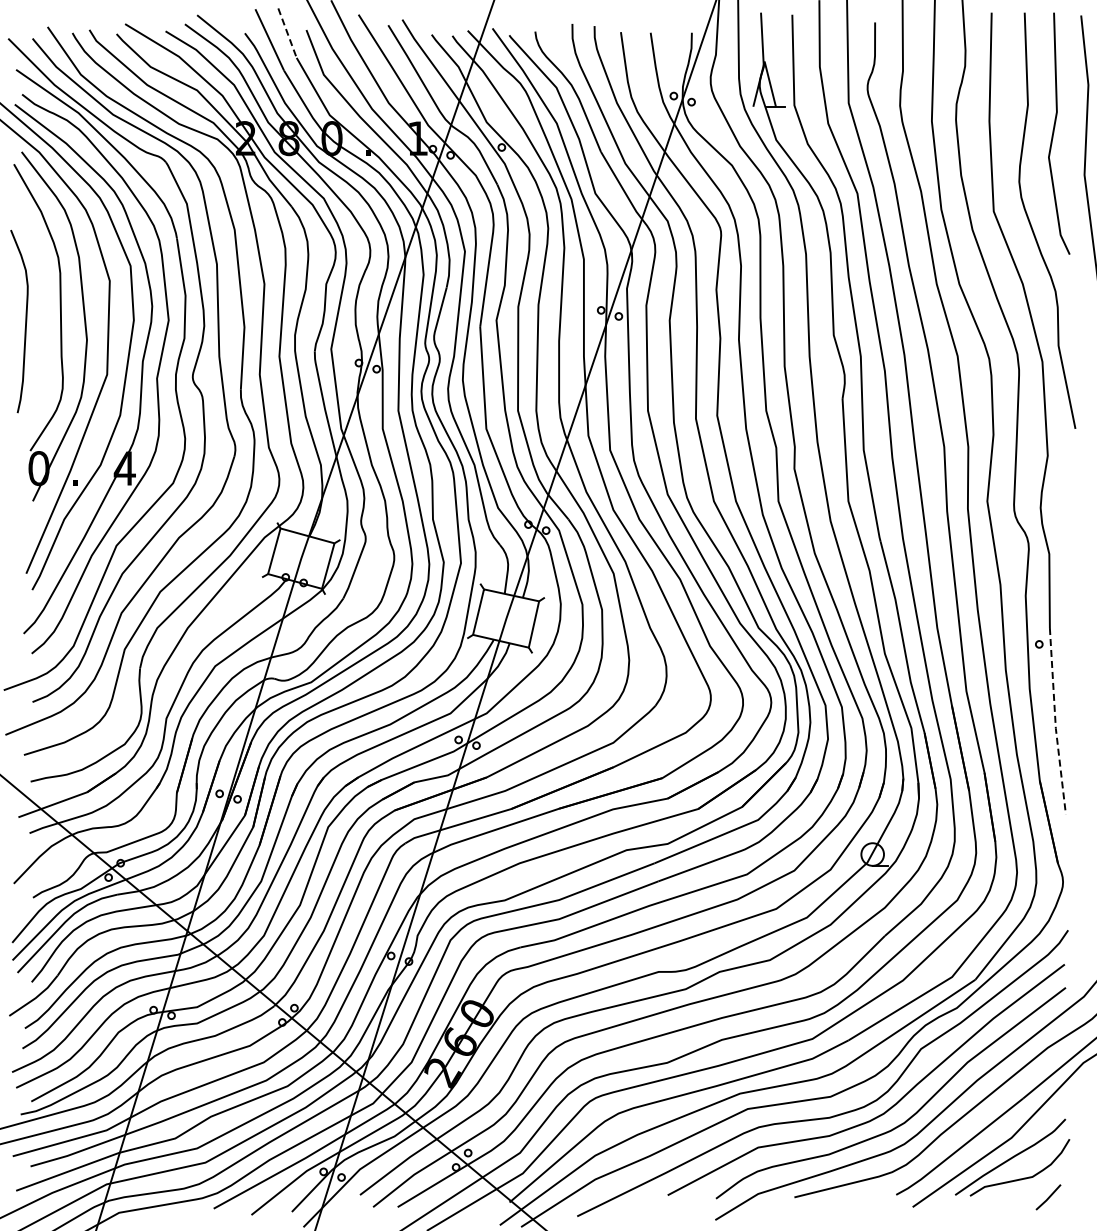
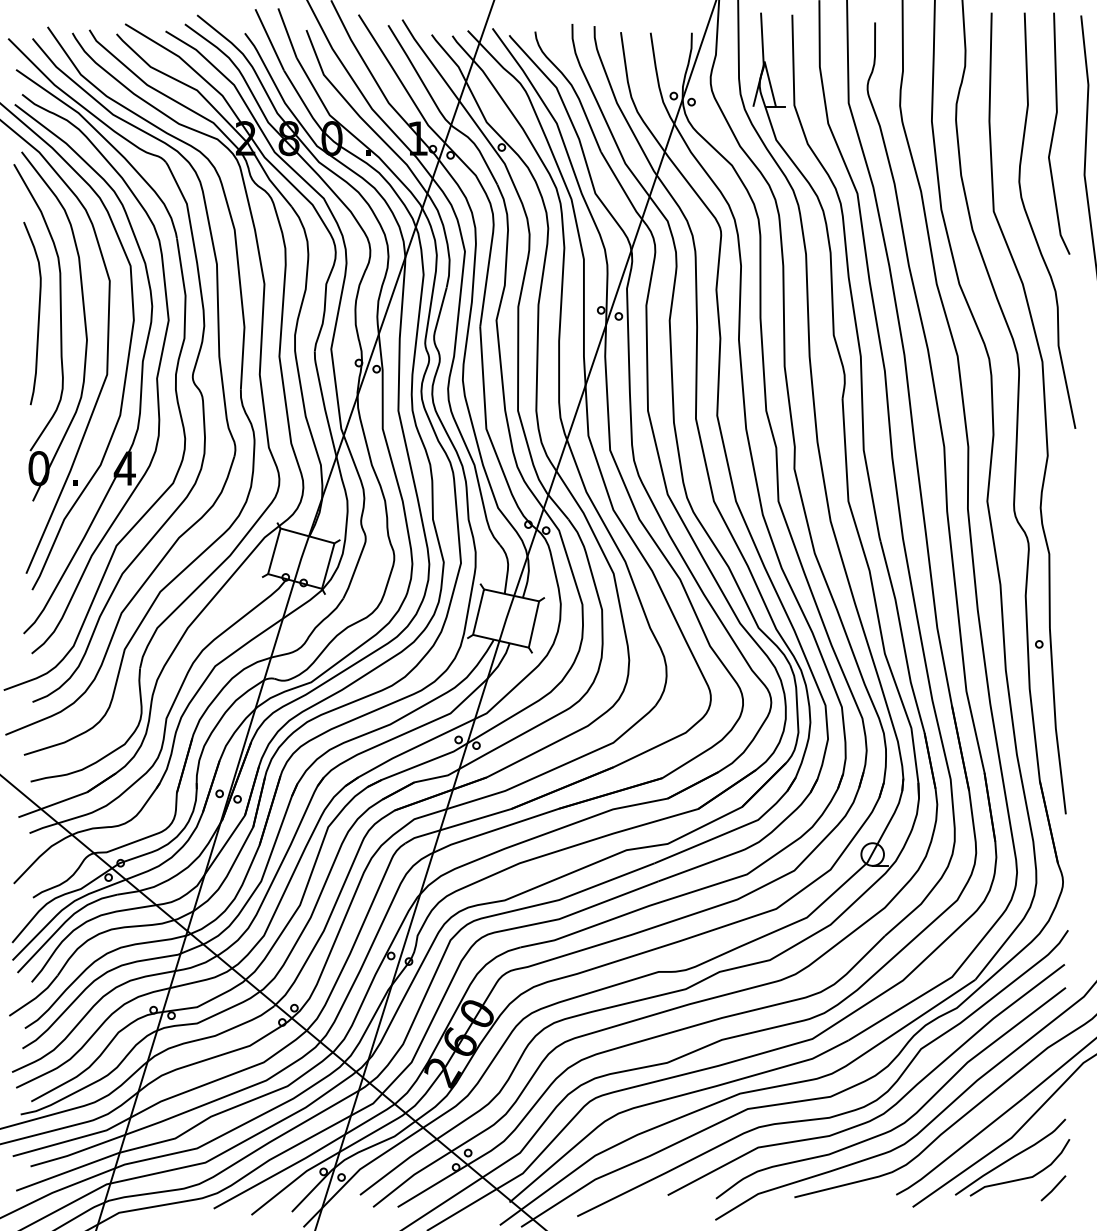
line: dashed -> solid (287, 33)
curve position: (25, 321) -> (38, 313) (38, 313)
line: dashed -> solid (1055, 722)
line position: (1048, 1197) -> (1053, 1188) (1053, 1188)
